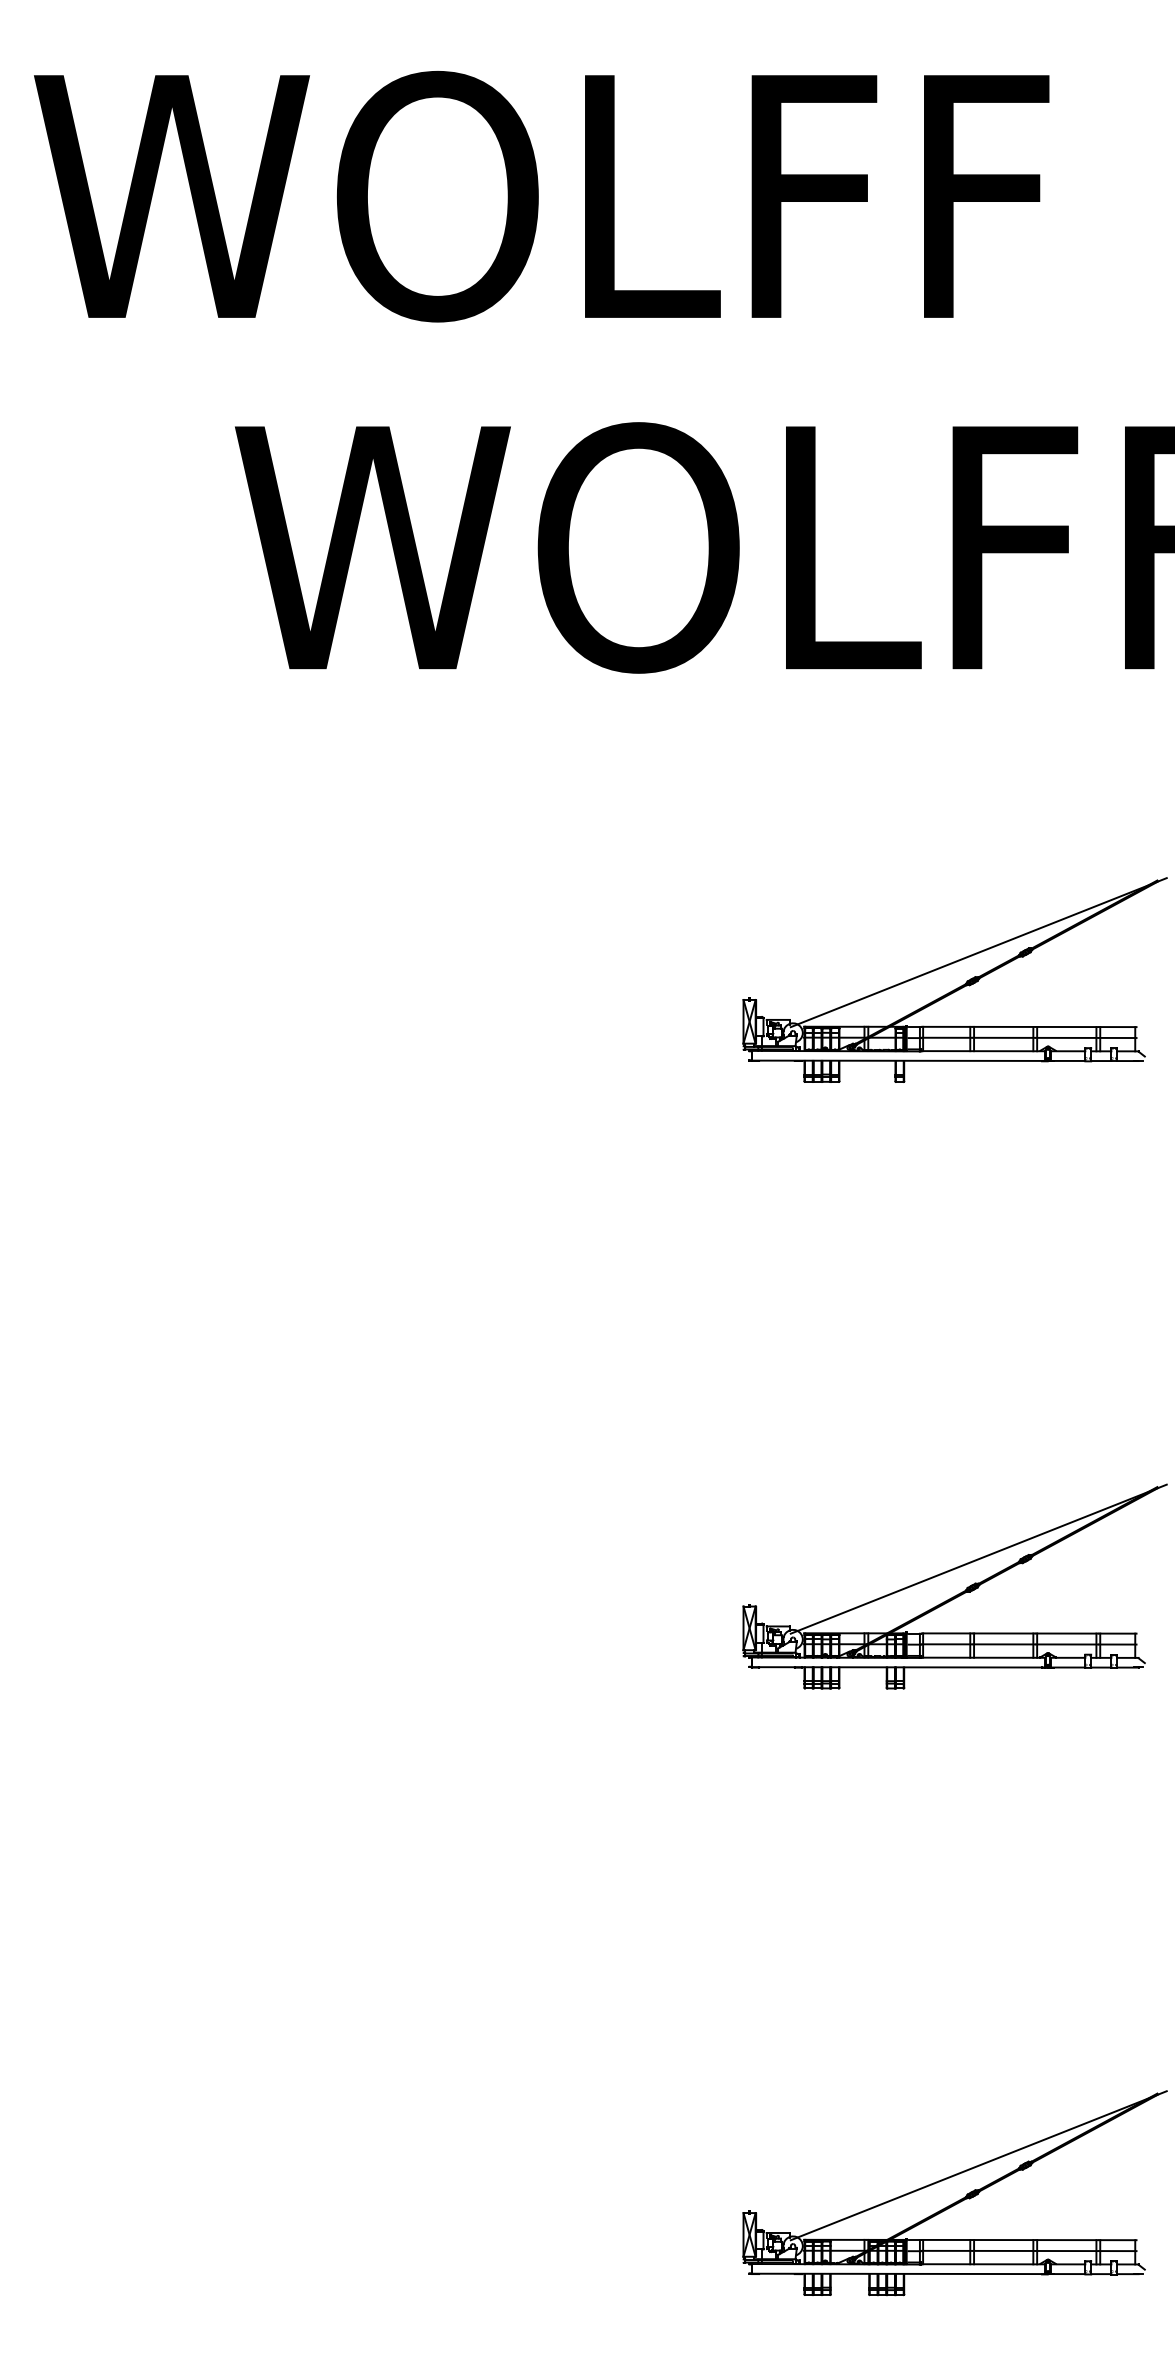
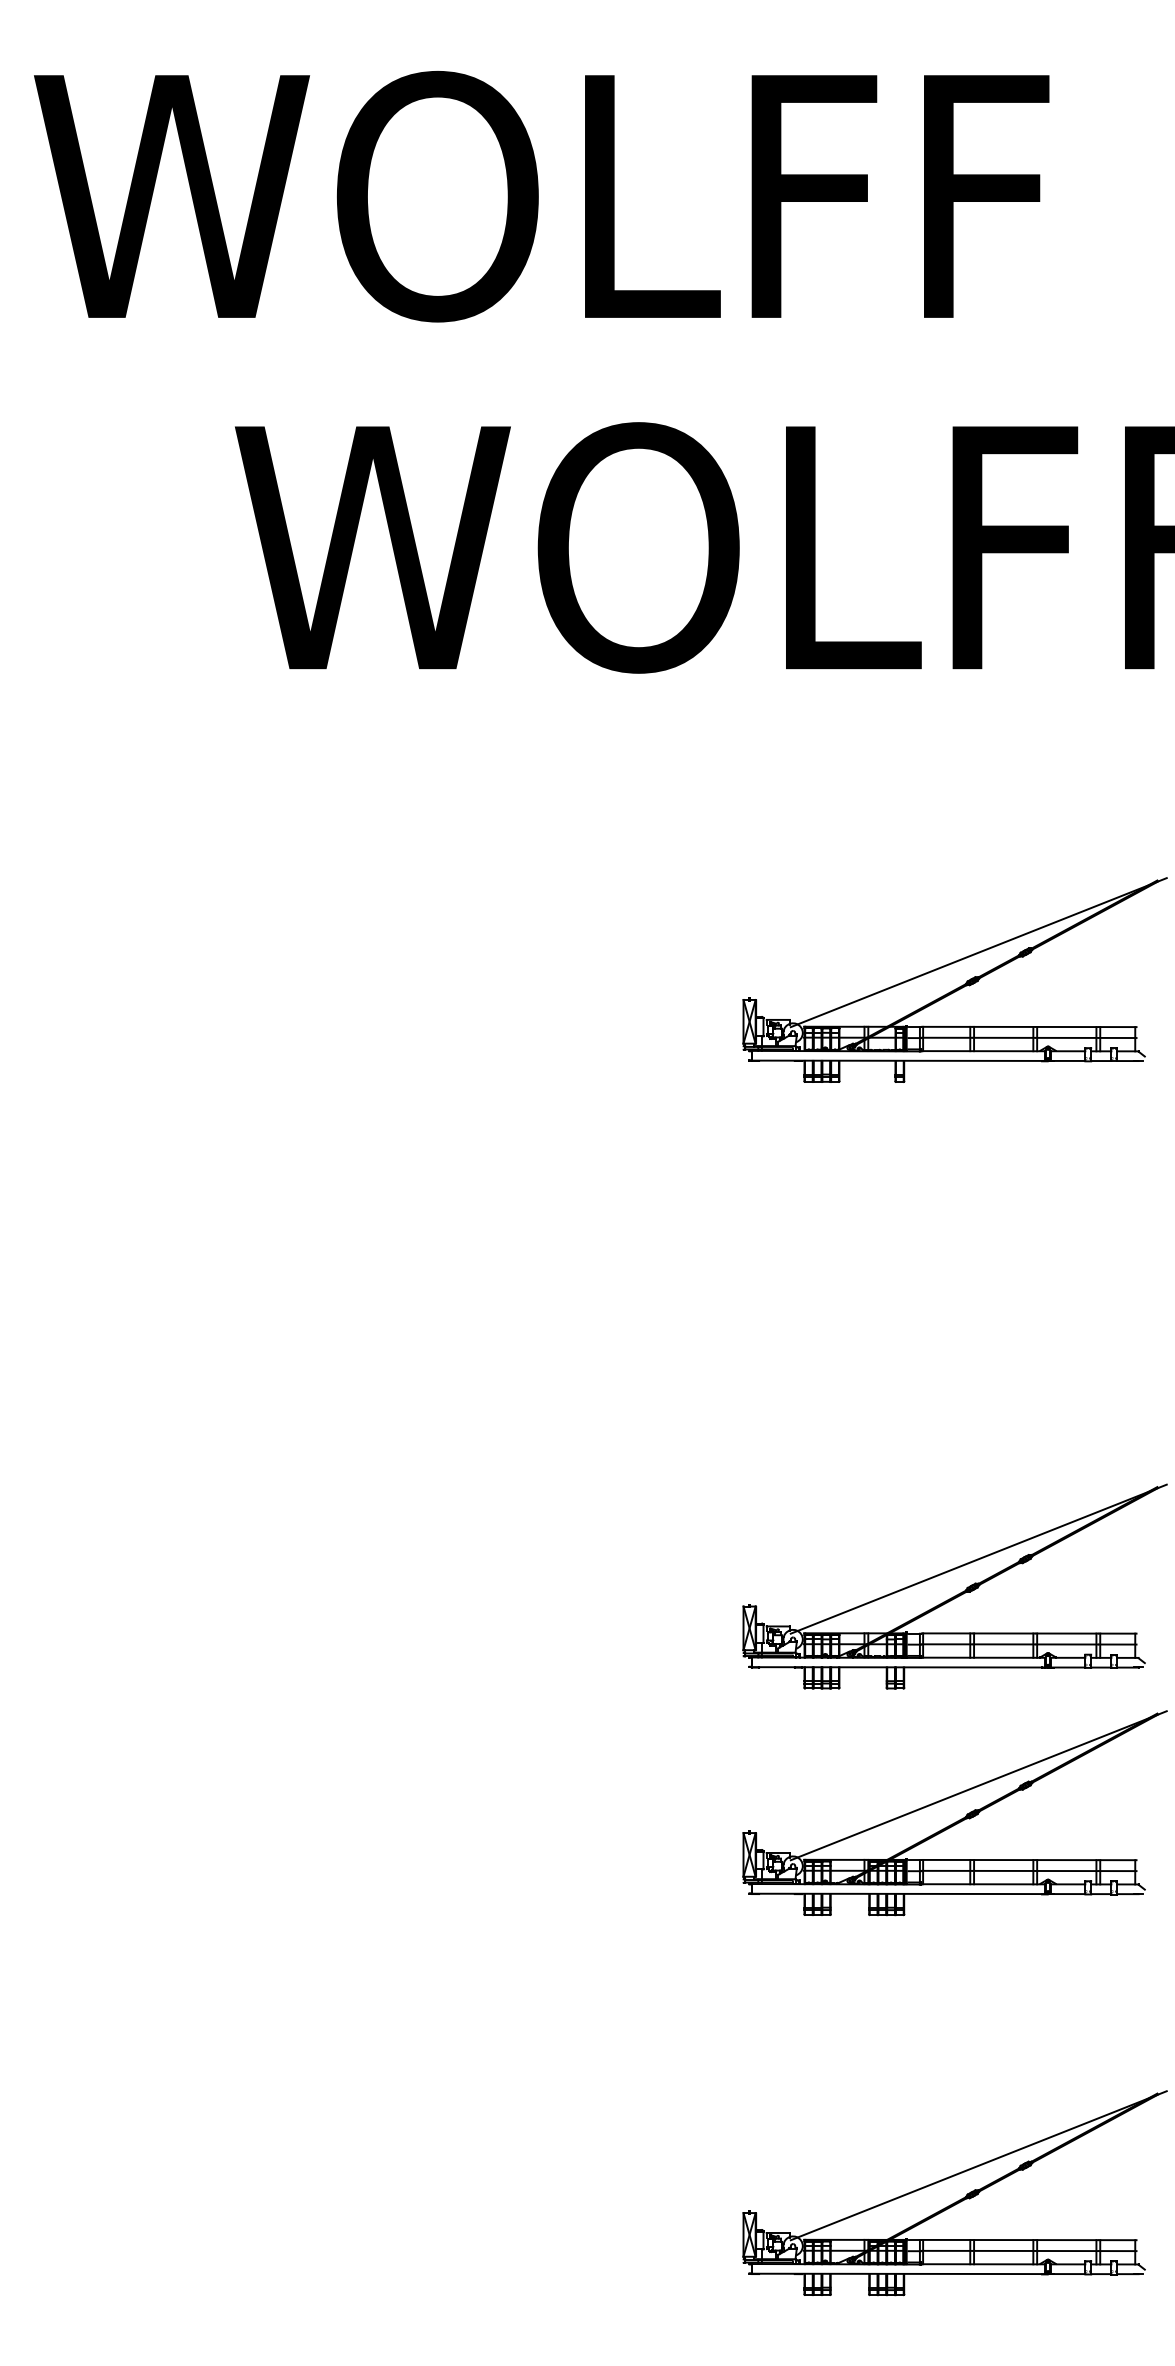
part: none -> present (954, 1813)
